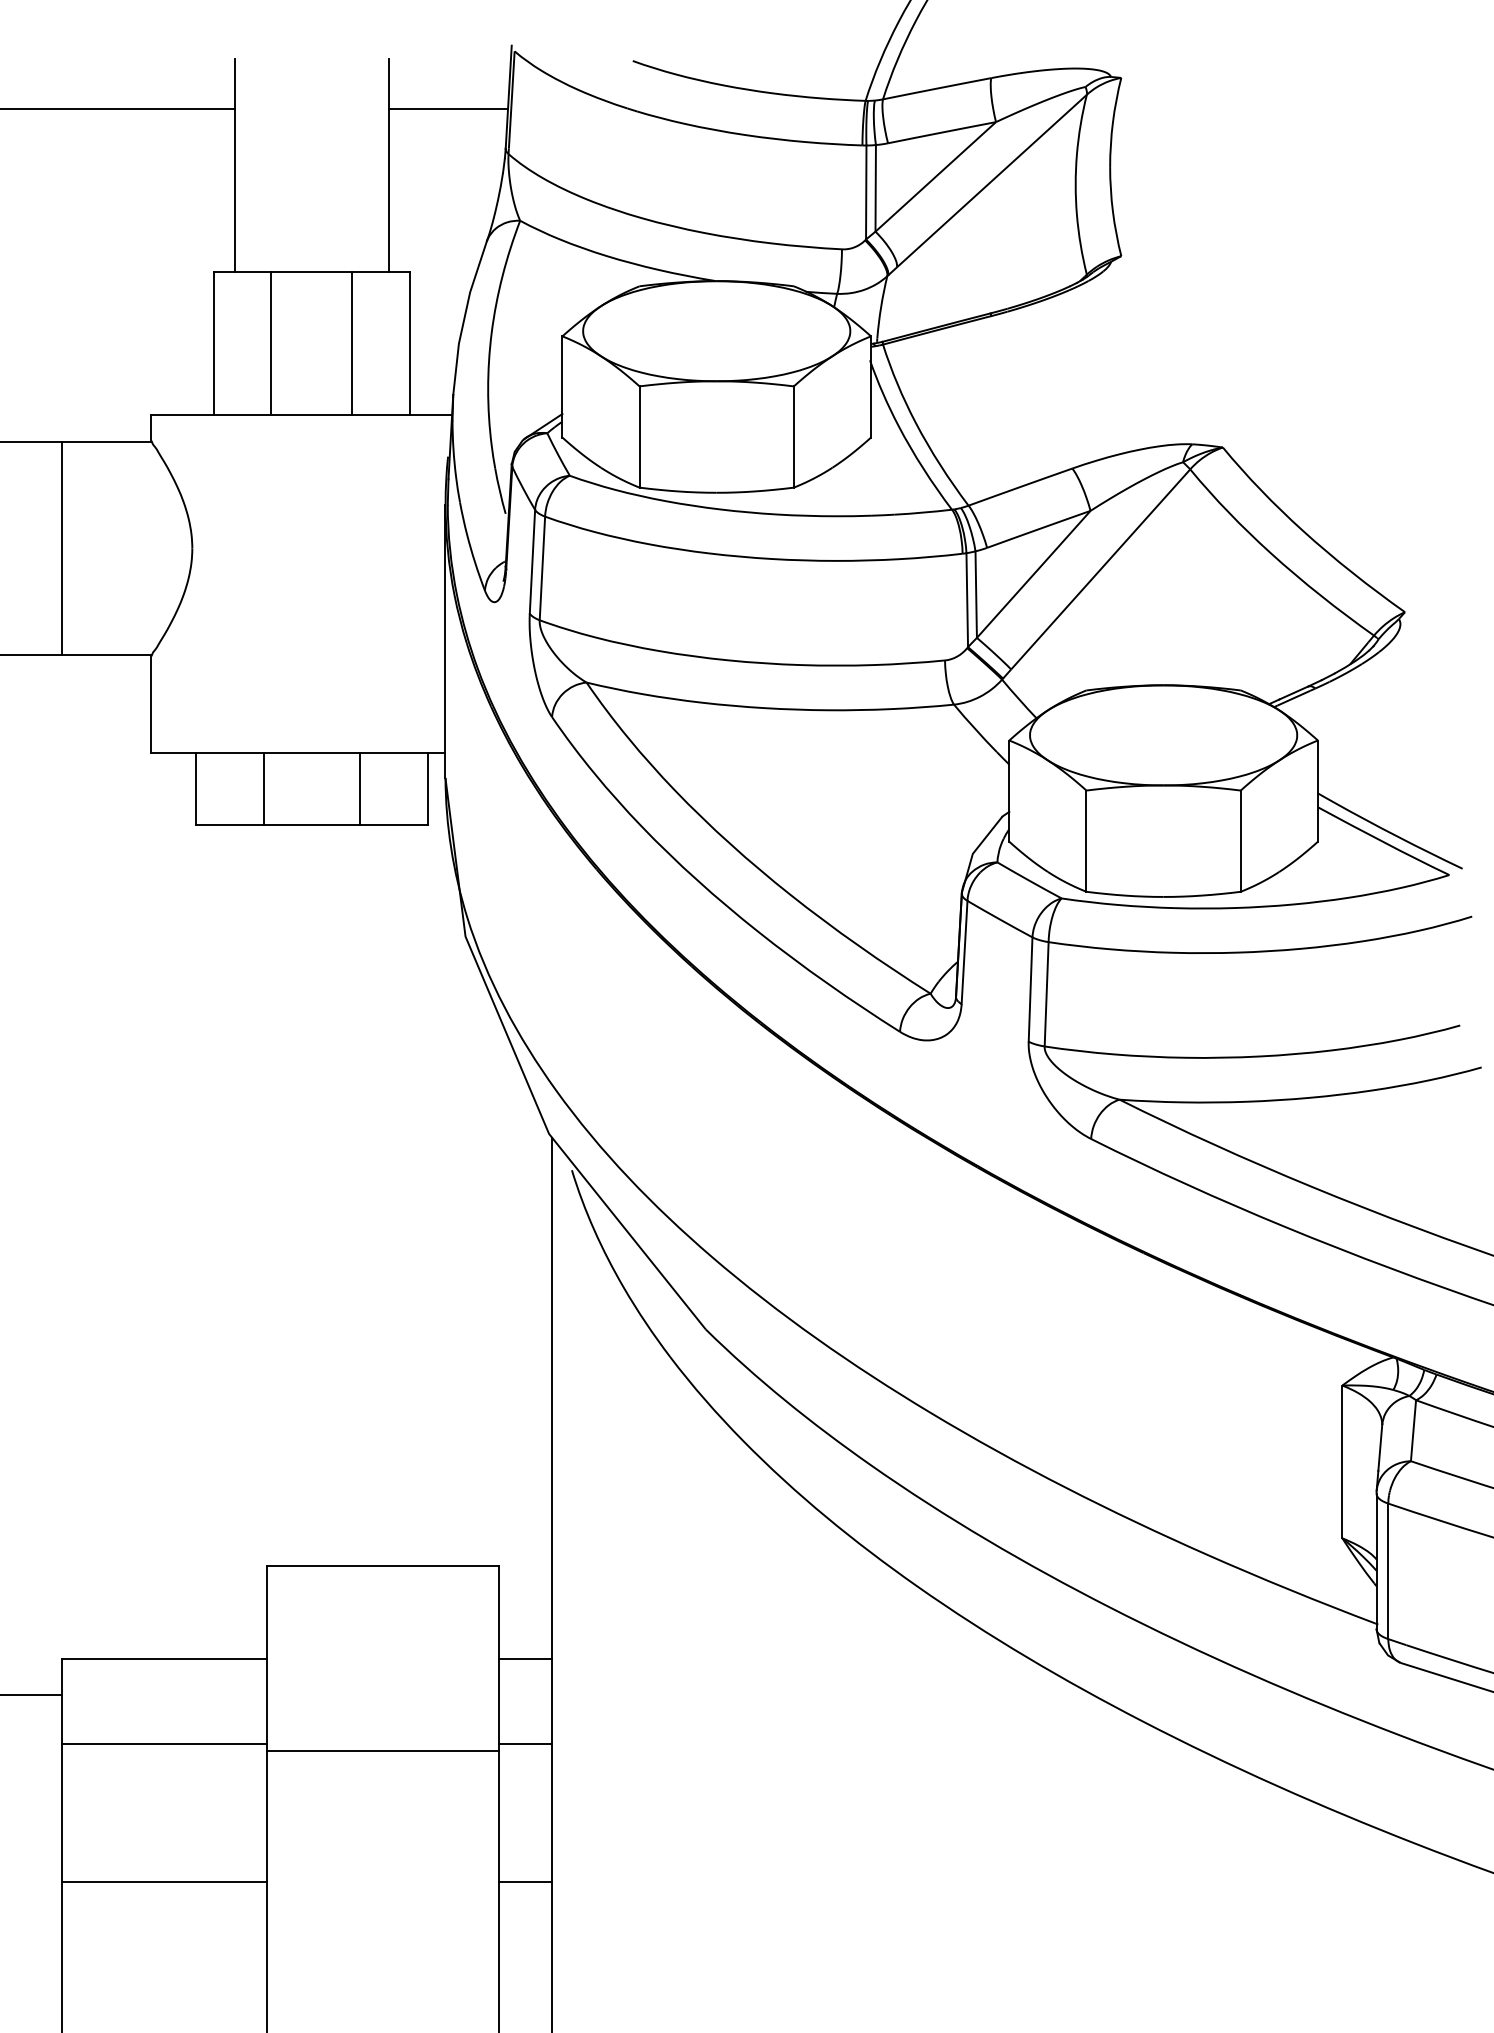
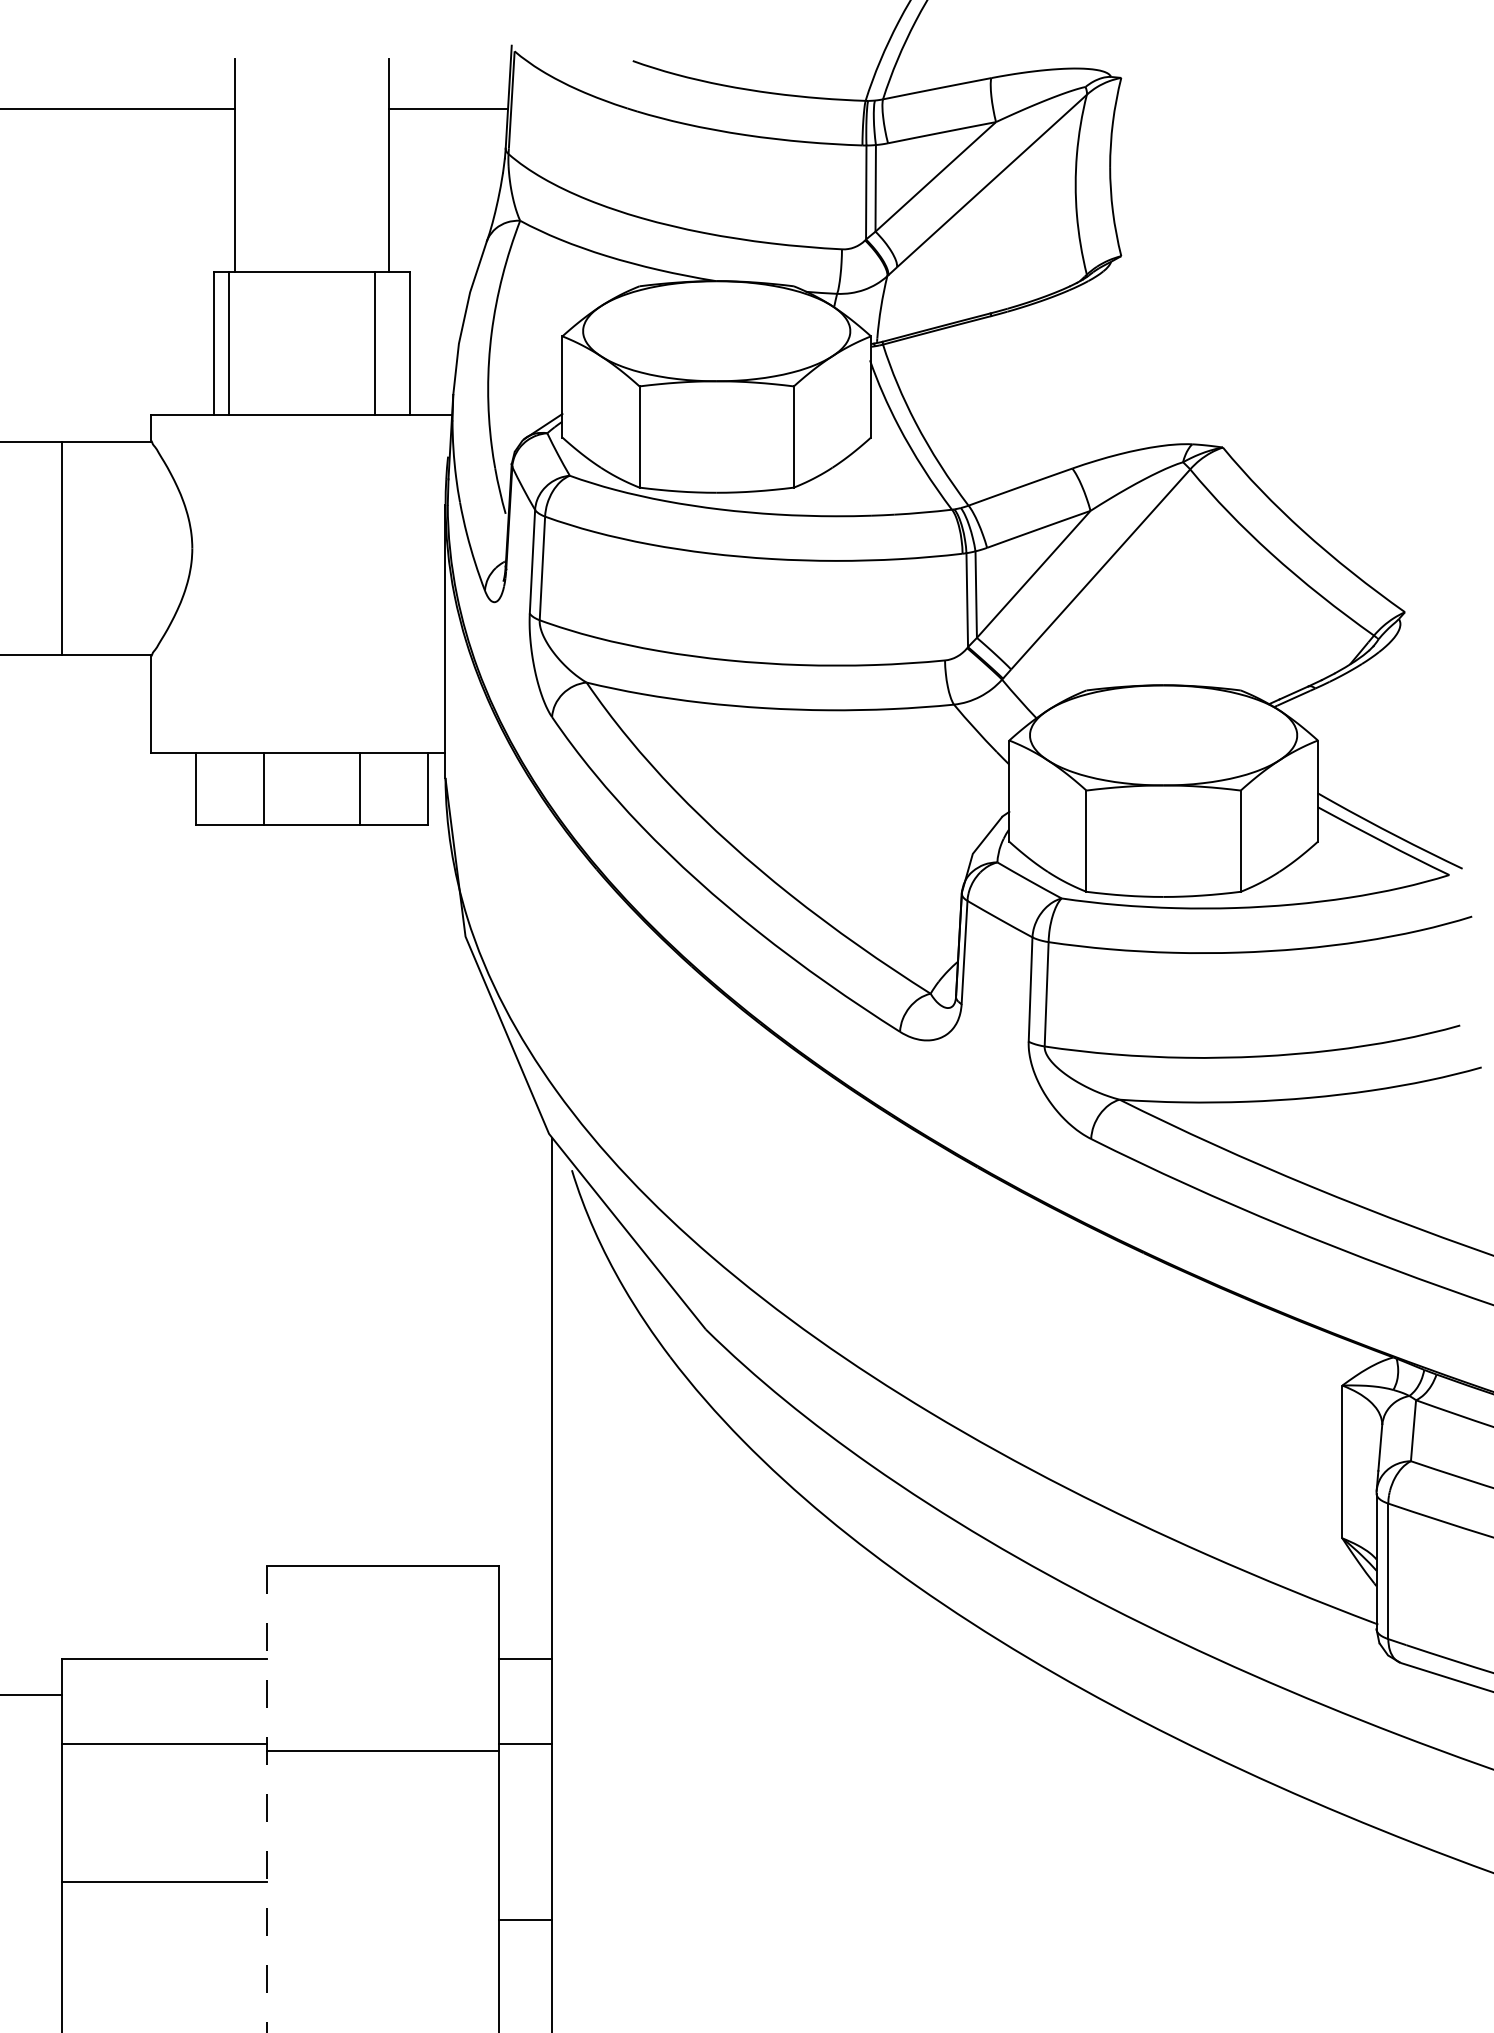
line position: (271, 343) -> (229, 343) (229, 343)
line position: (352, 343) -> (375, 343) (375, 343)
line: solid -> dashed (267, 1799)
line position: (525, 1882) -> (525, 1920) (525, 1920)
